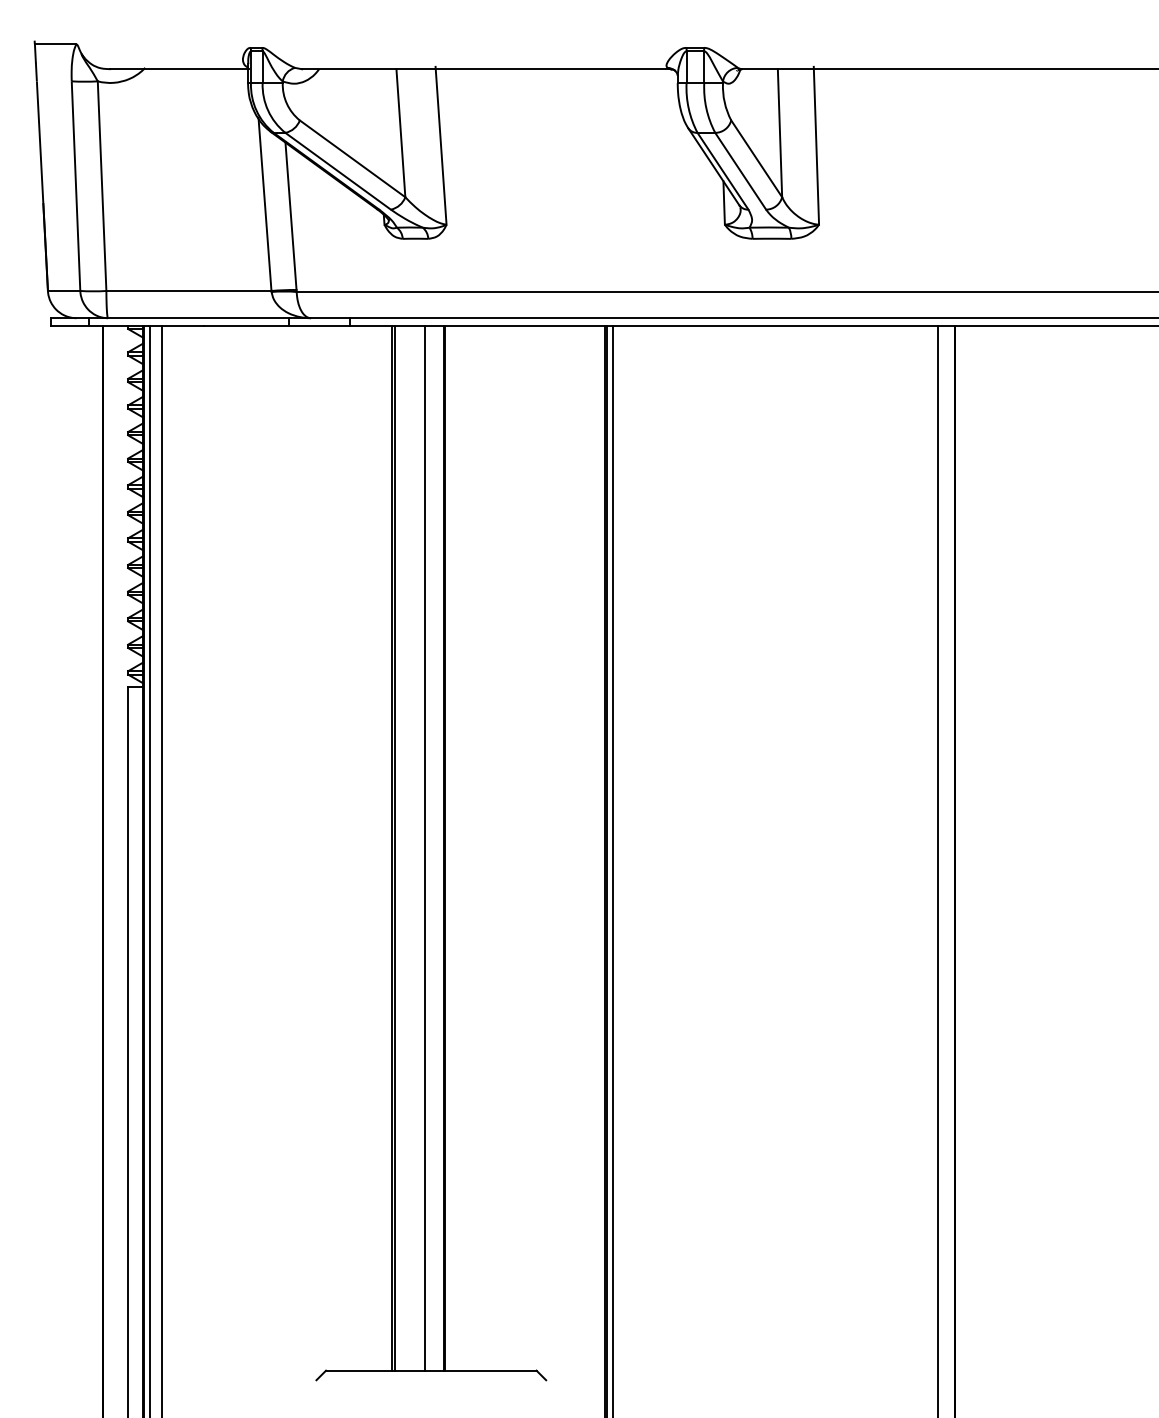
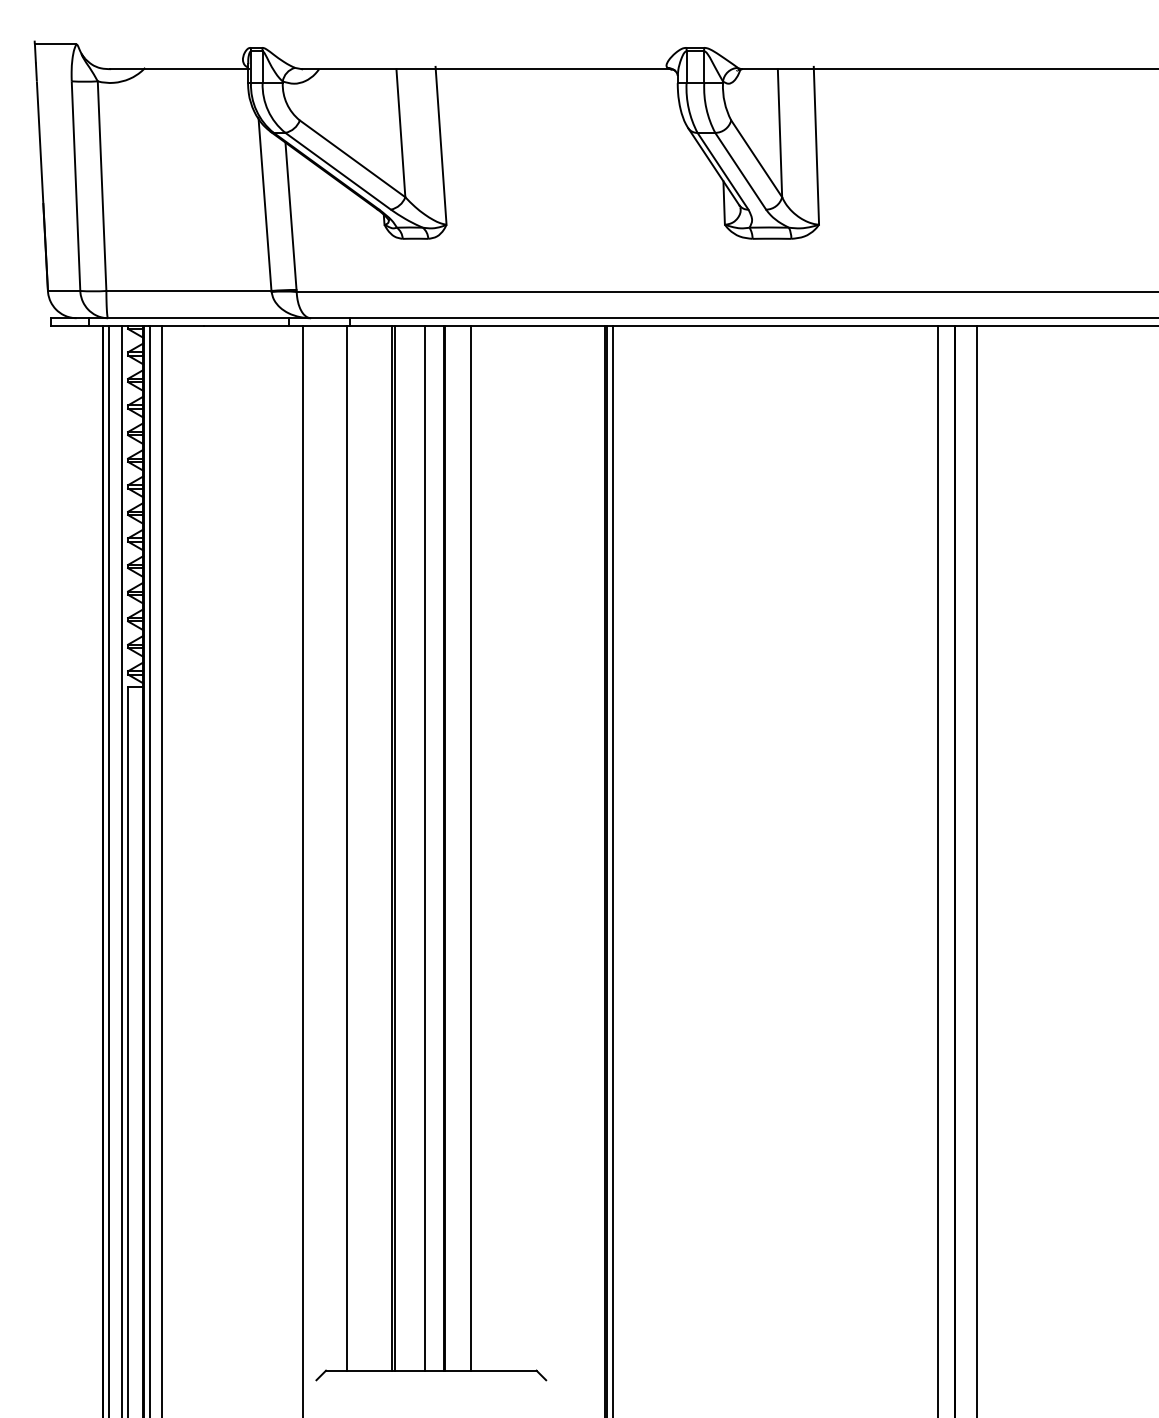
line: none -> present (346, 847)
line: none -> present (470, 847)
line: none -> present (109, 869)
line: none -> present (121, 869)
line: none -> present (302, 869)
line: none -> present (976, 869)
